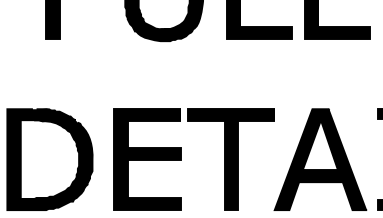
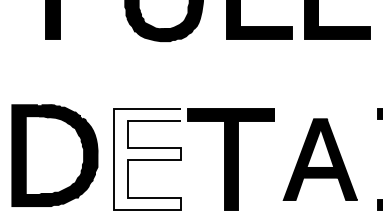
part position: (49, 159) -> (54, 155) (54, 155)
fill: present -> none (147, 159)
part size: 95x103 px -> 76x83 px (319, 159)
